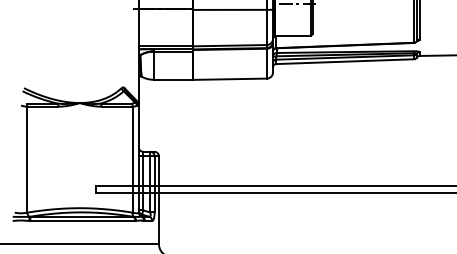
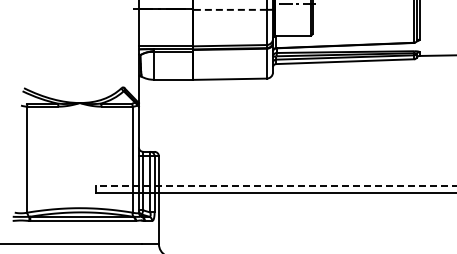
line: solid -> dashed (230, 9)
line: solid -> dashed (276, 186)
